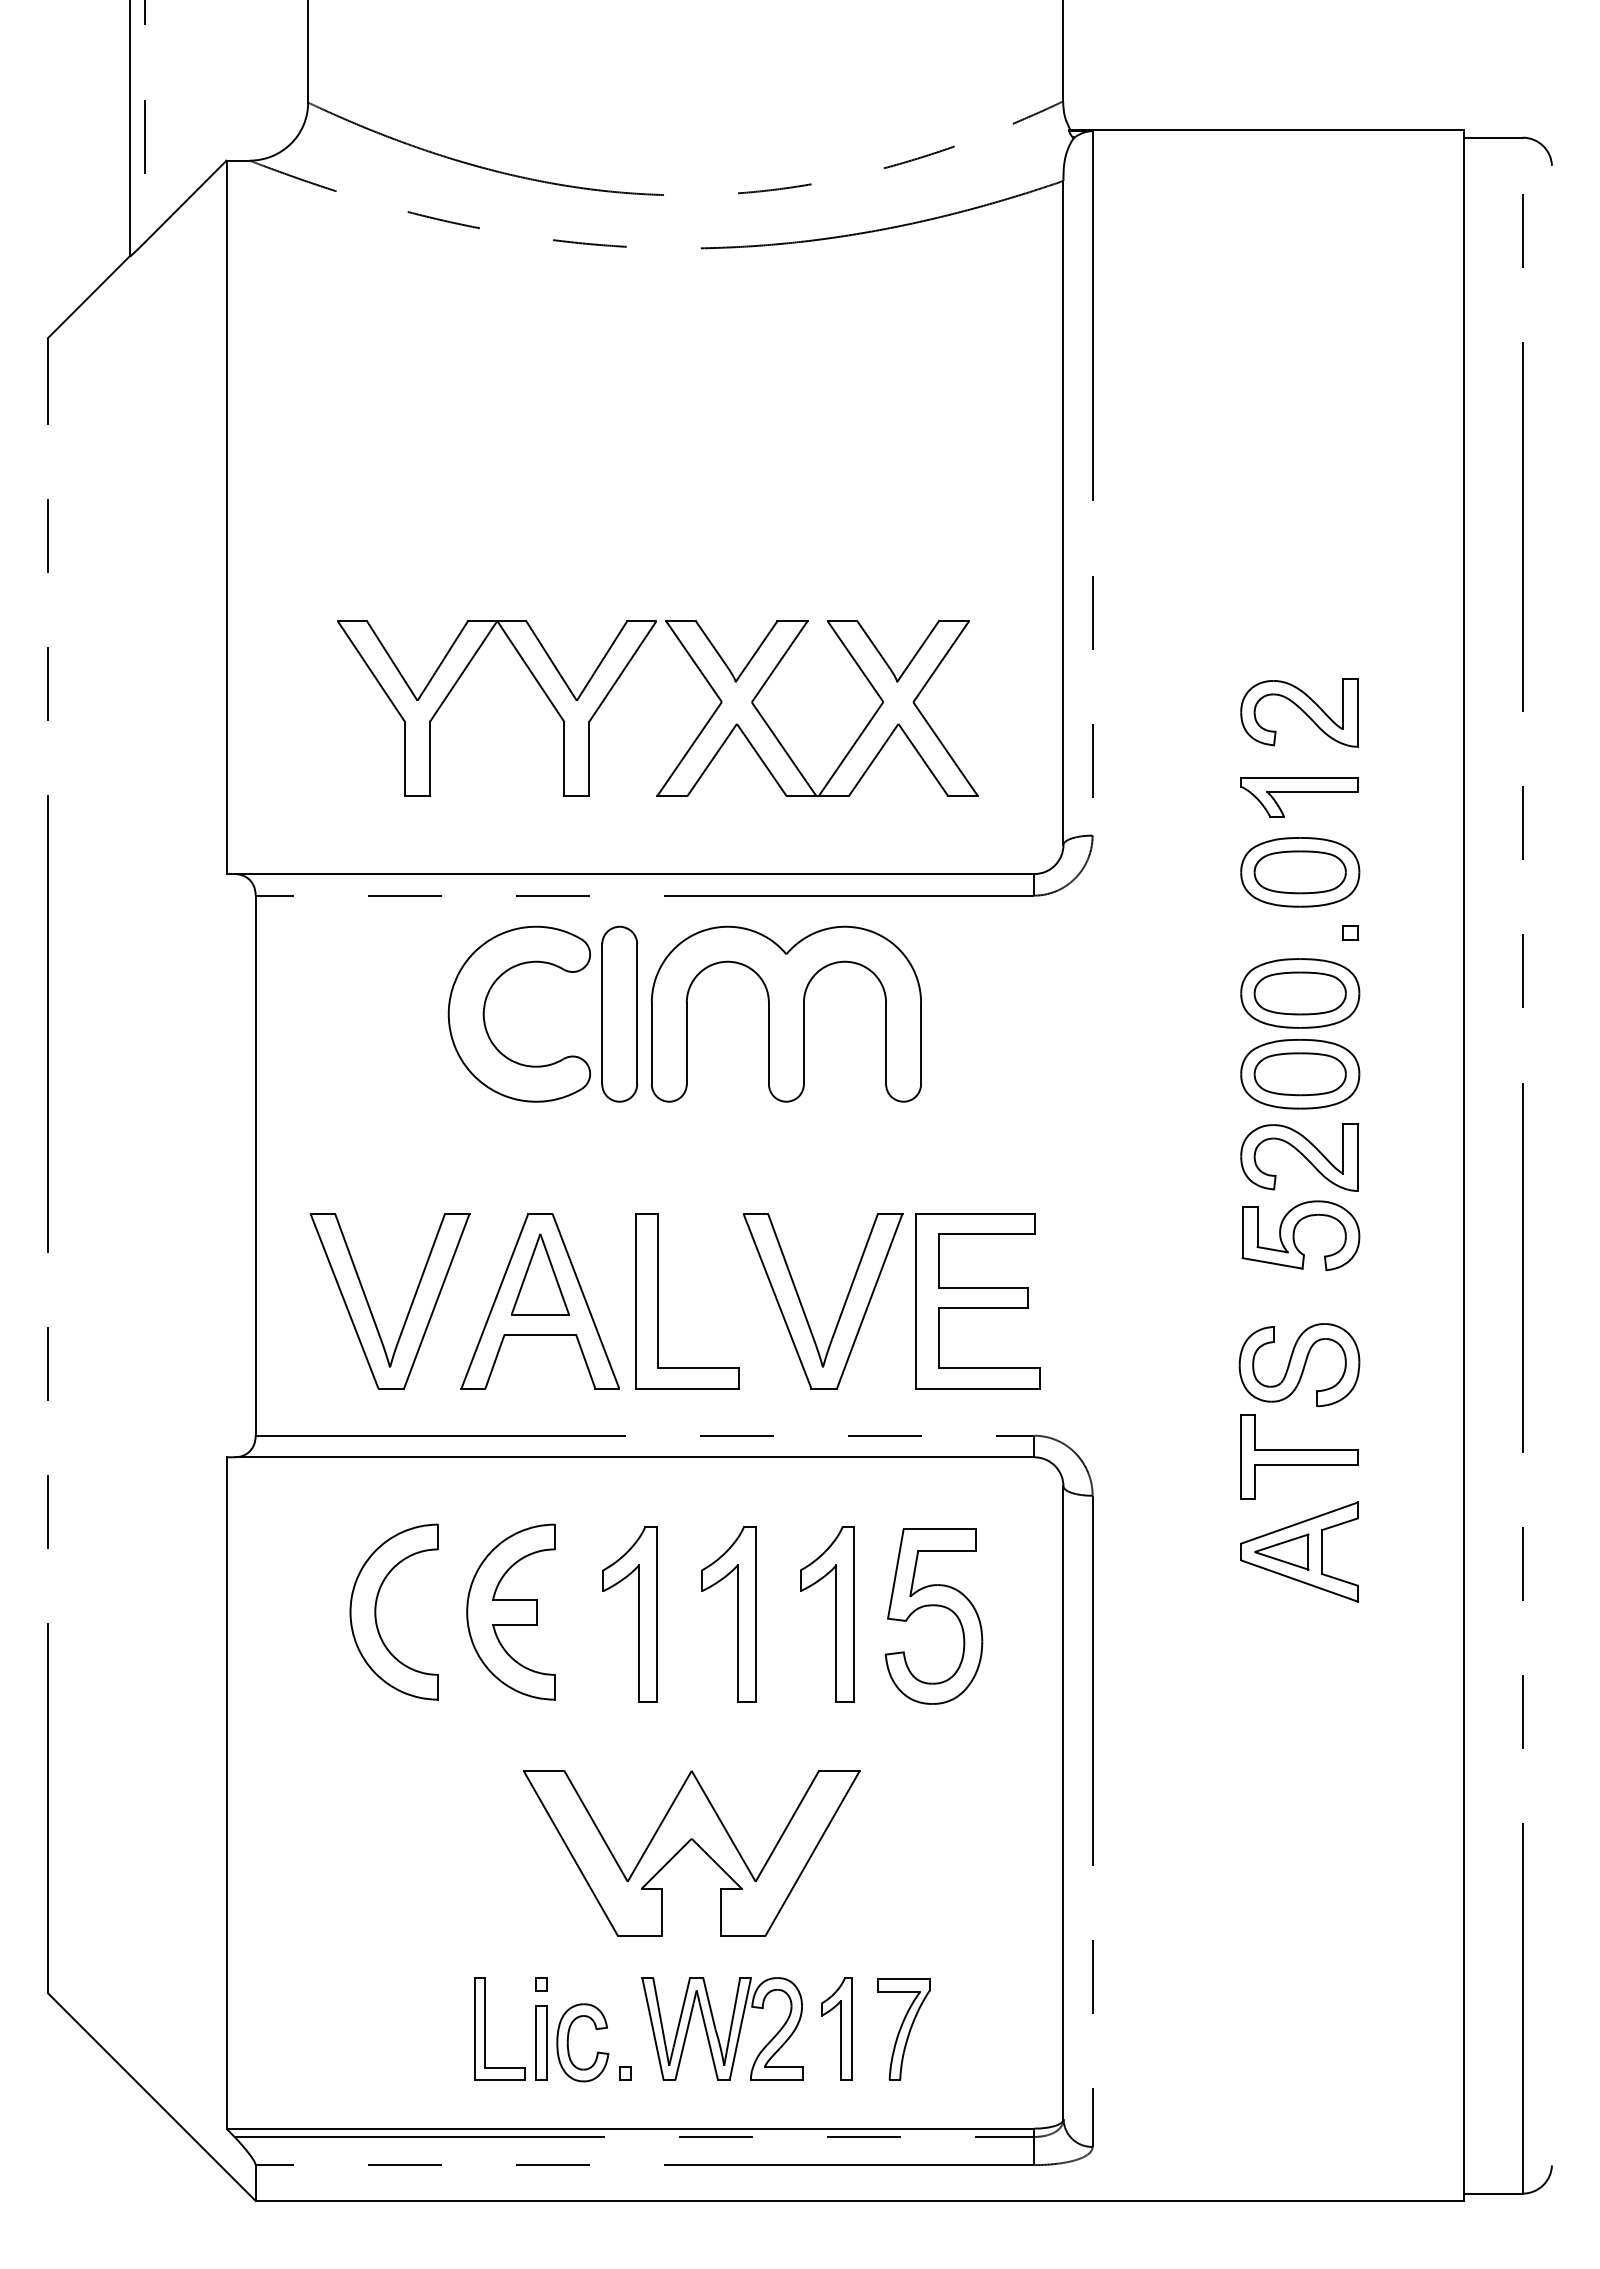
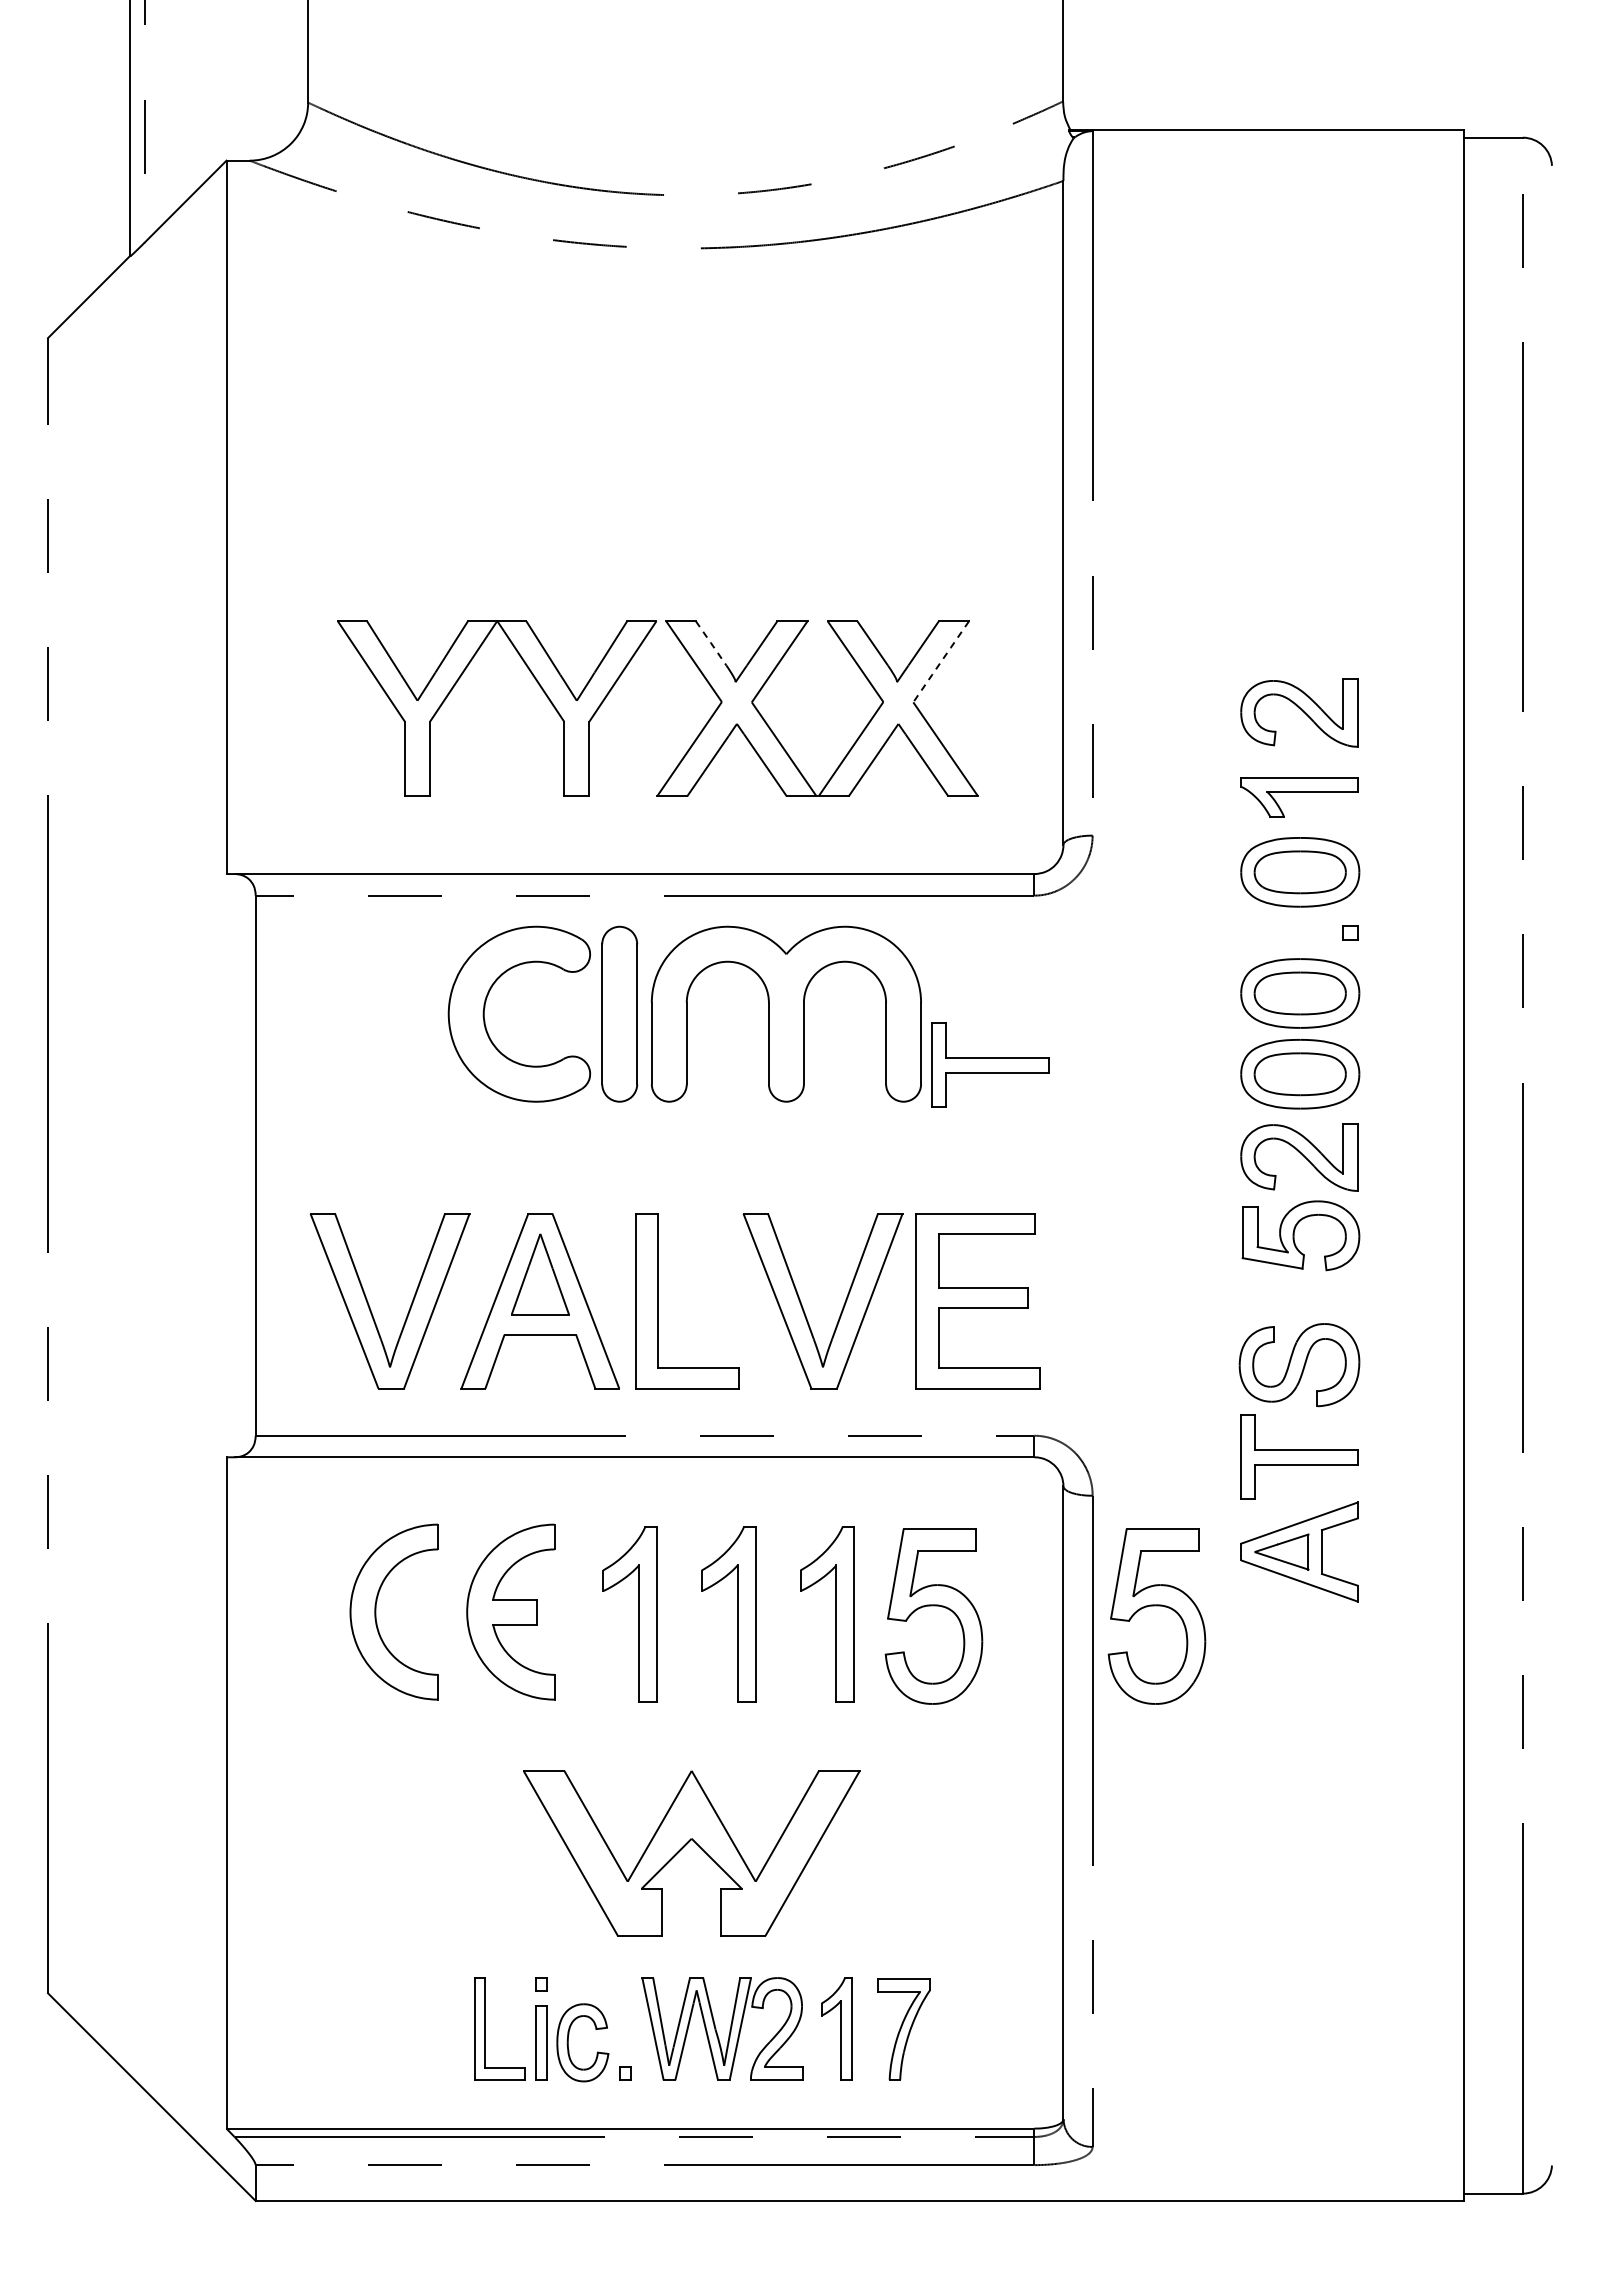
line: solid -> dashed (711, 643)
line: solid -> dashed (941, 661)
part: none -> present (990, 1064)
part: none -> present (1156, 1606)
